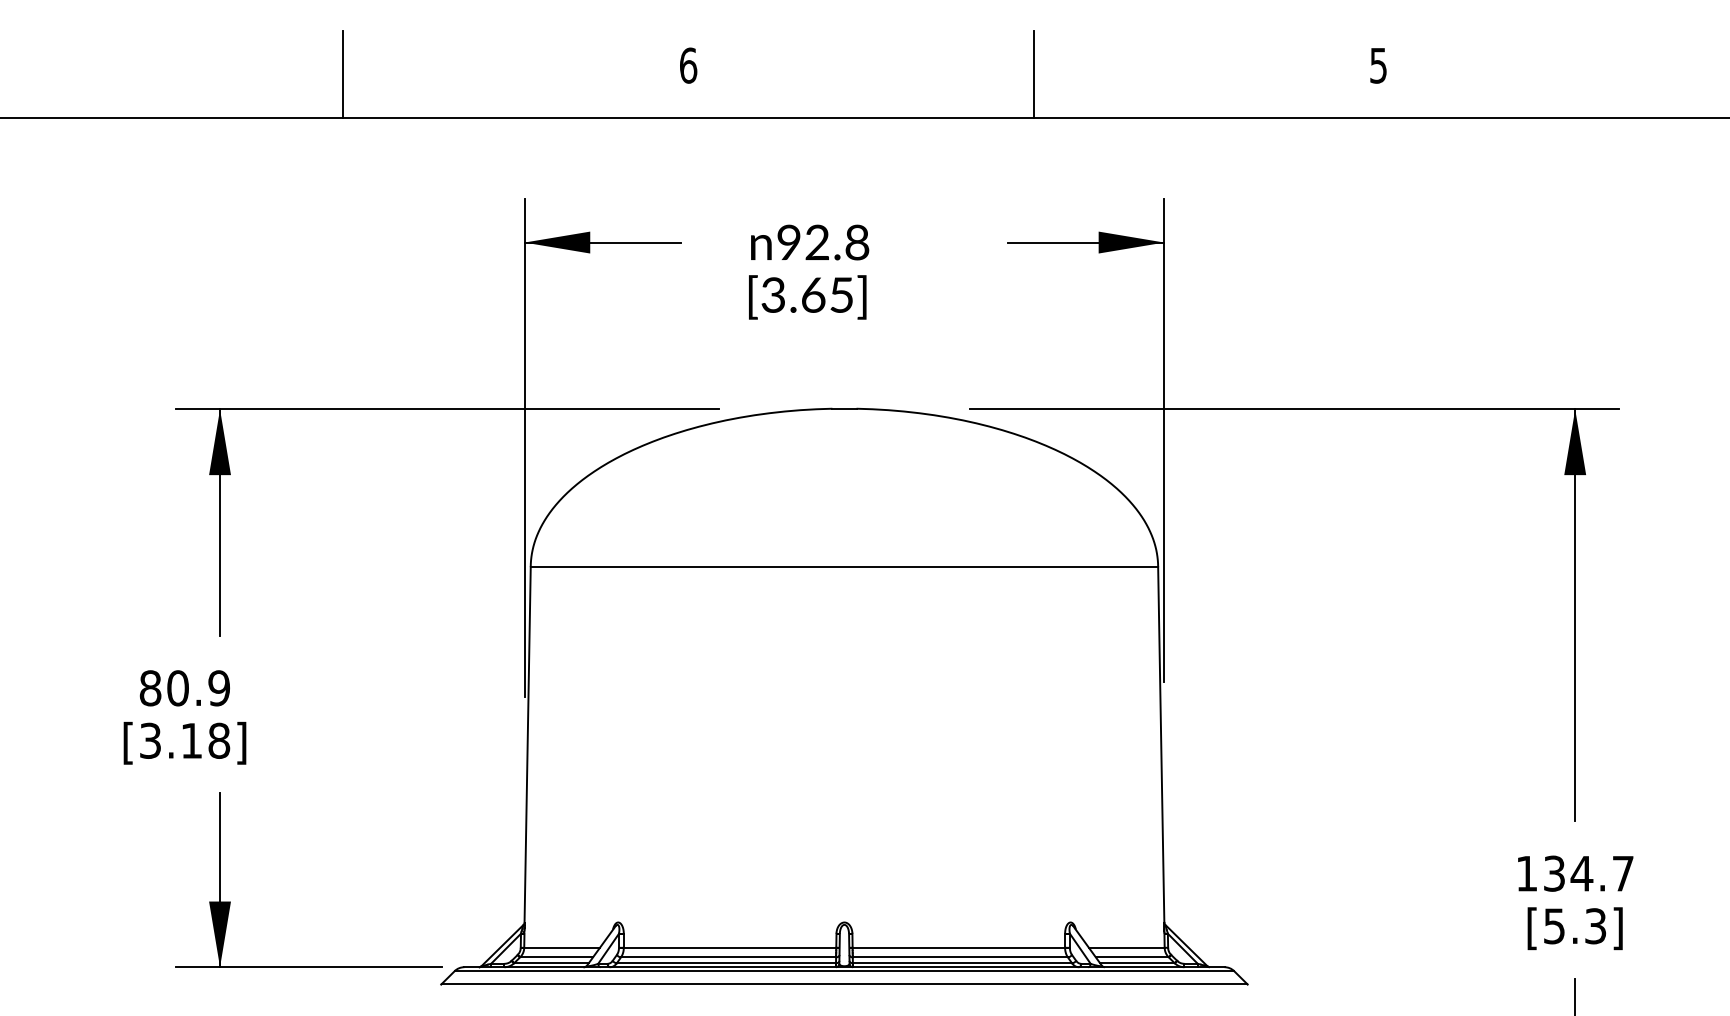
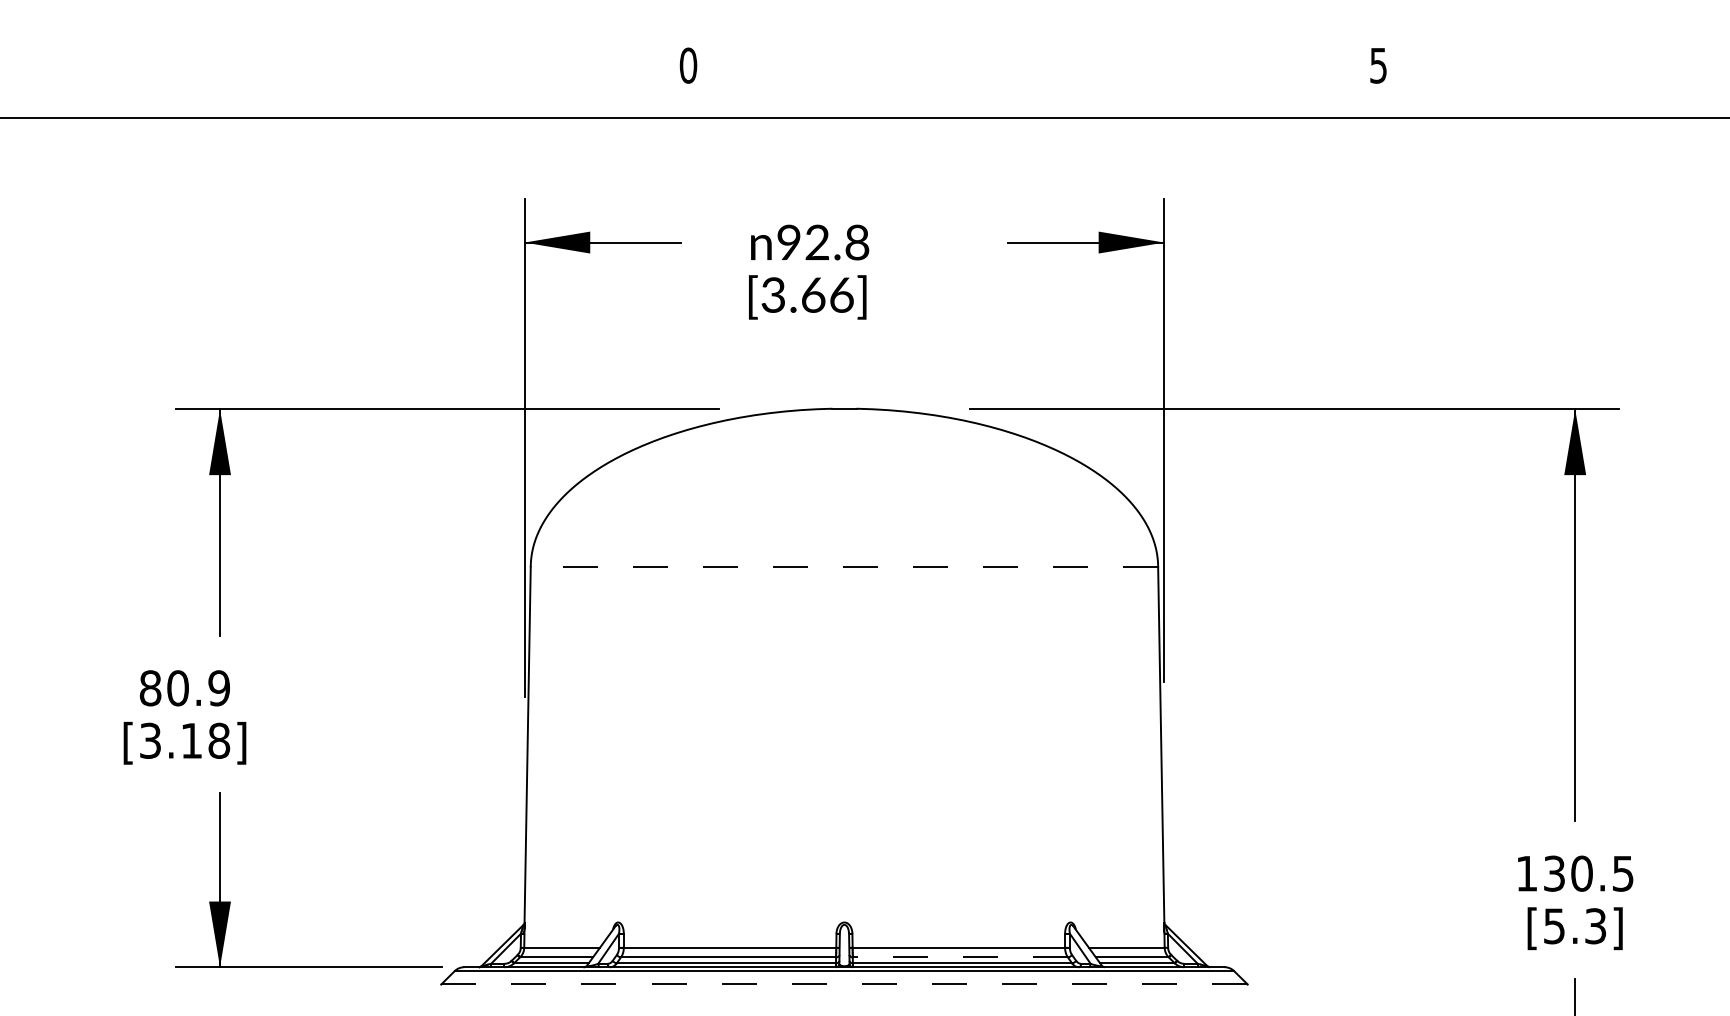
text: 6 -> 0 (688, 65)
line: present -> none (343, 74)
line: present -> none (1033, 74)
text: [3.65] -> [3.66] (841, 294)
line: solid -> dashed (844, 567)
text: 134.7 -> 130.5 (1601, 873)
line: solid -> dashed (960, 957)
line: solid -> dashed (844, 983)
